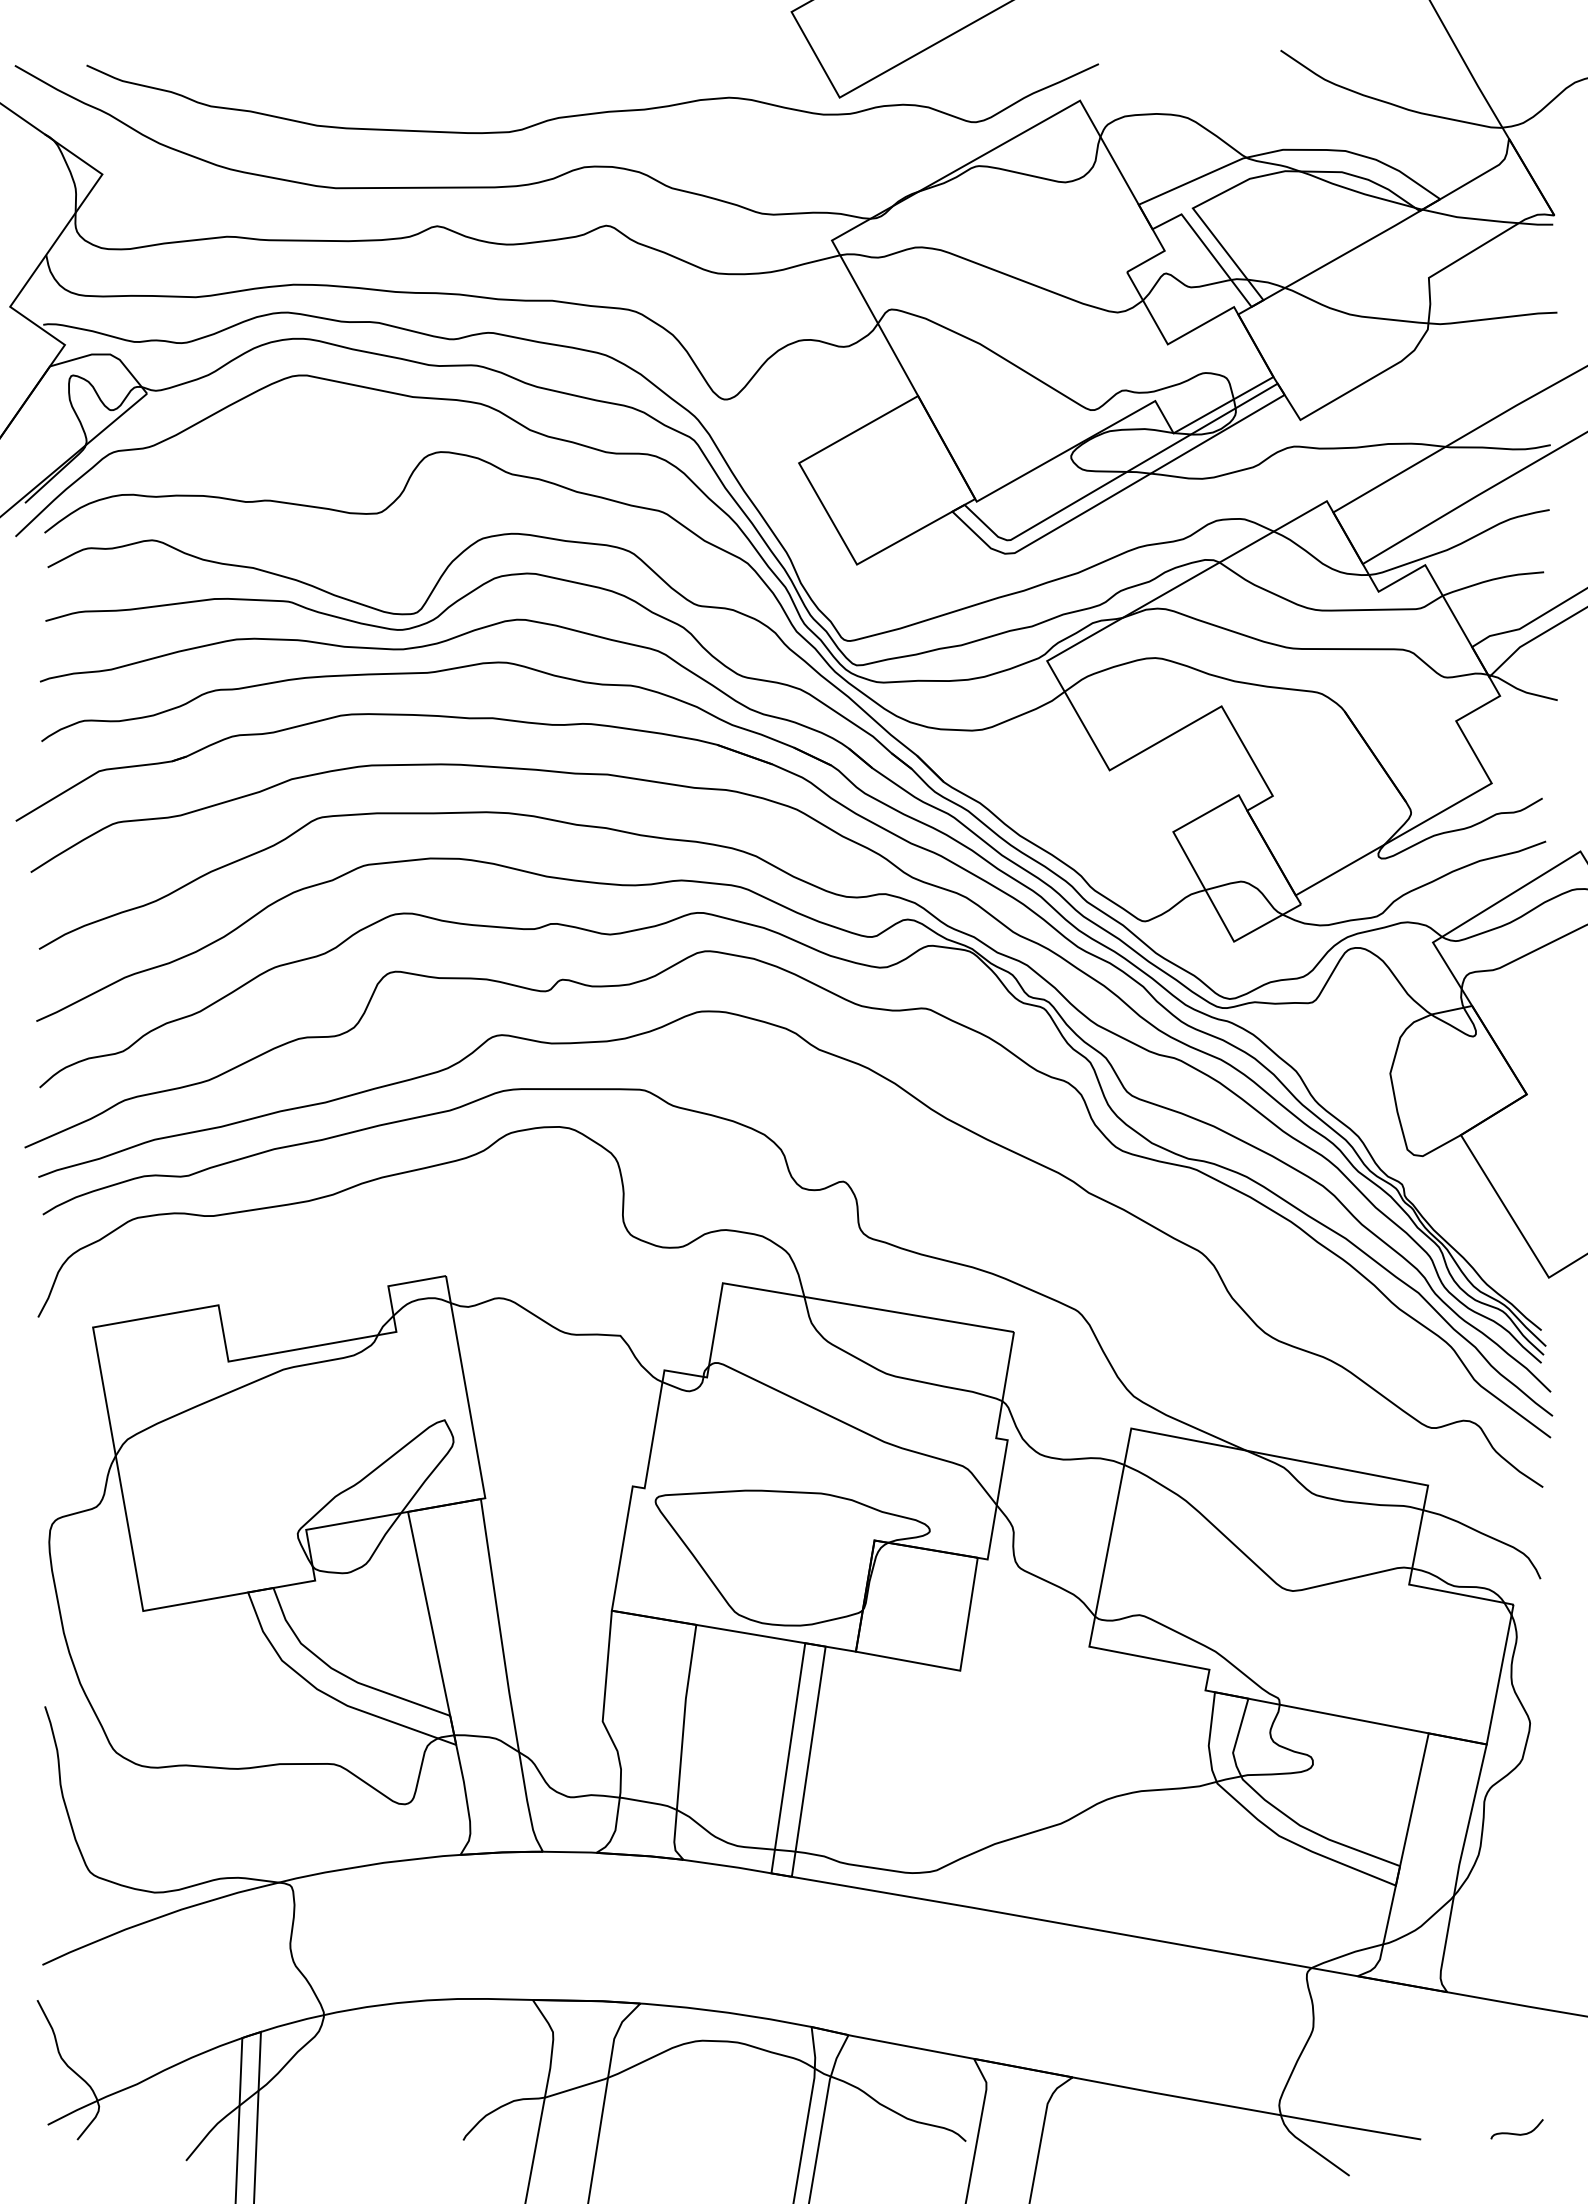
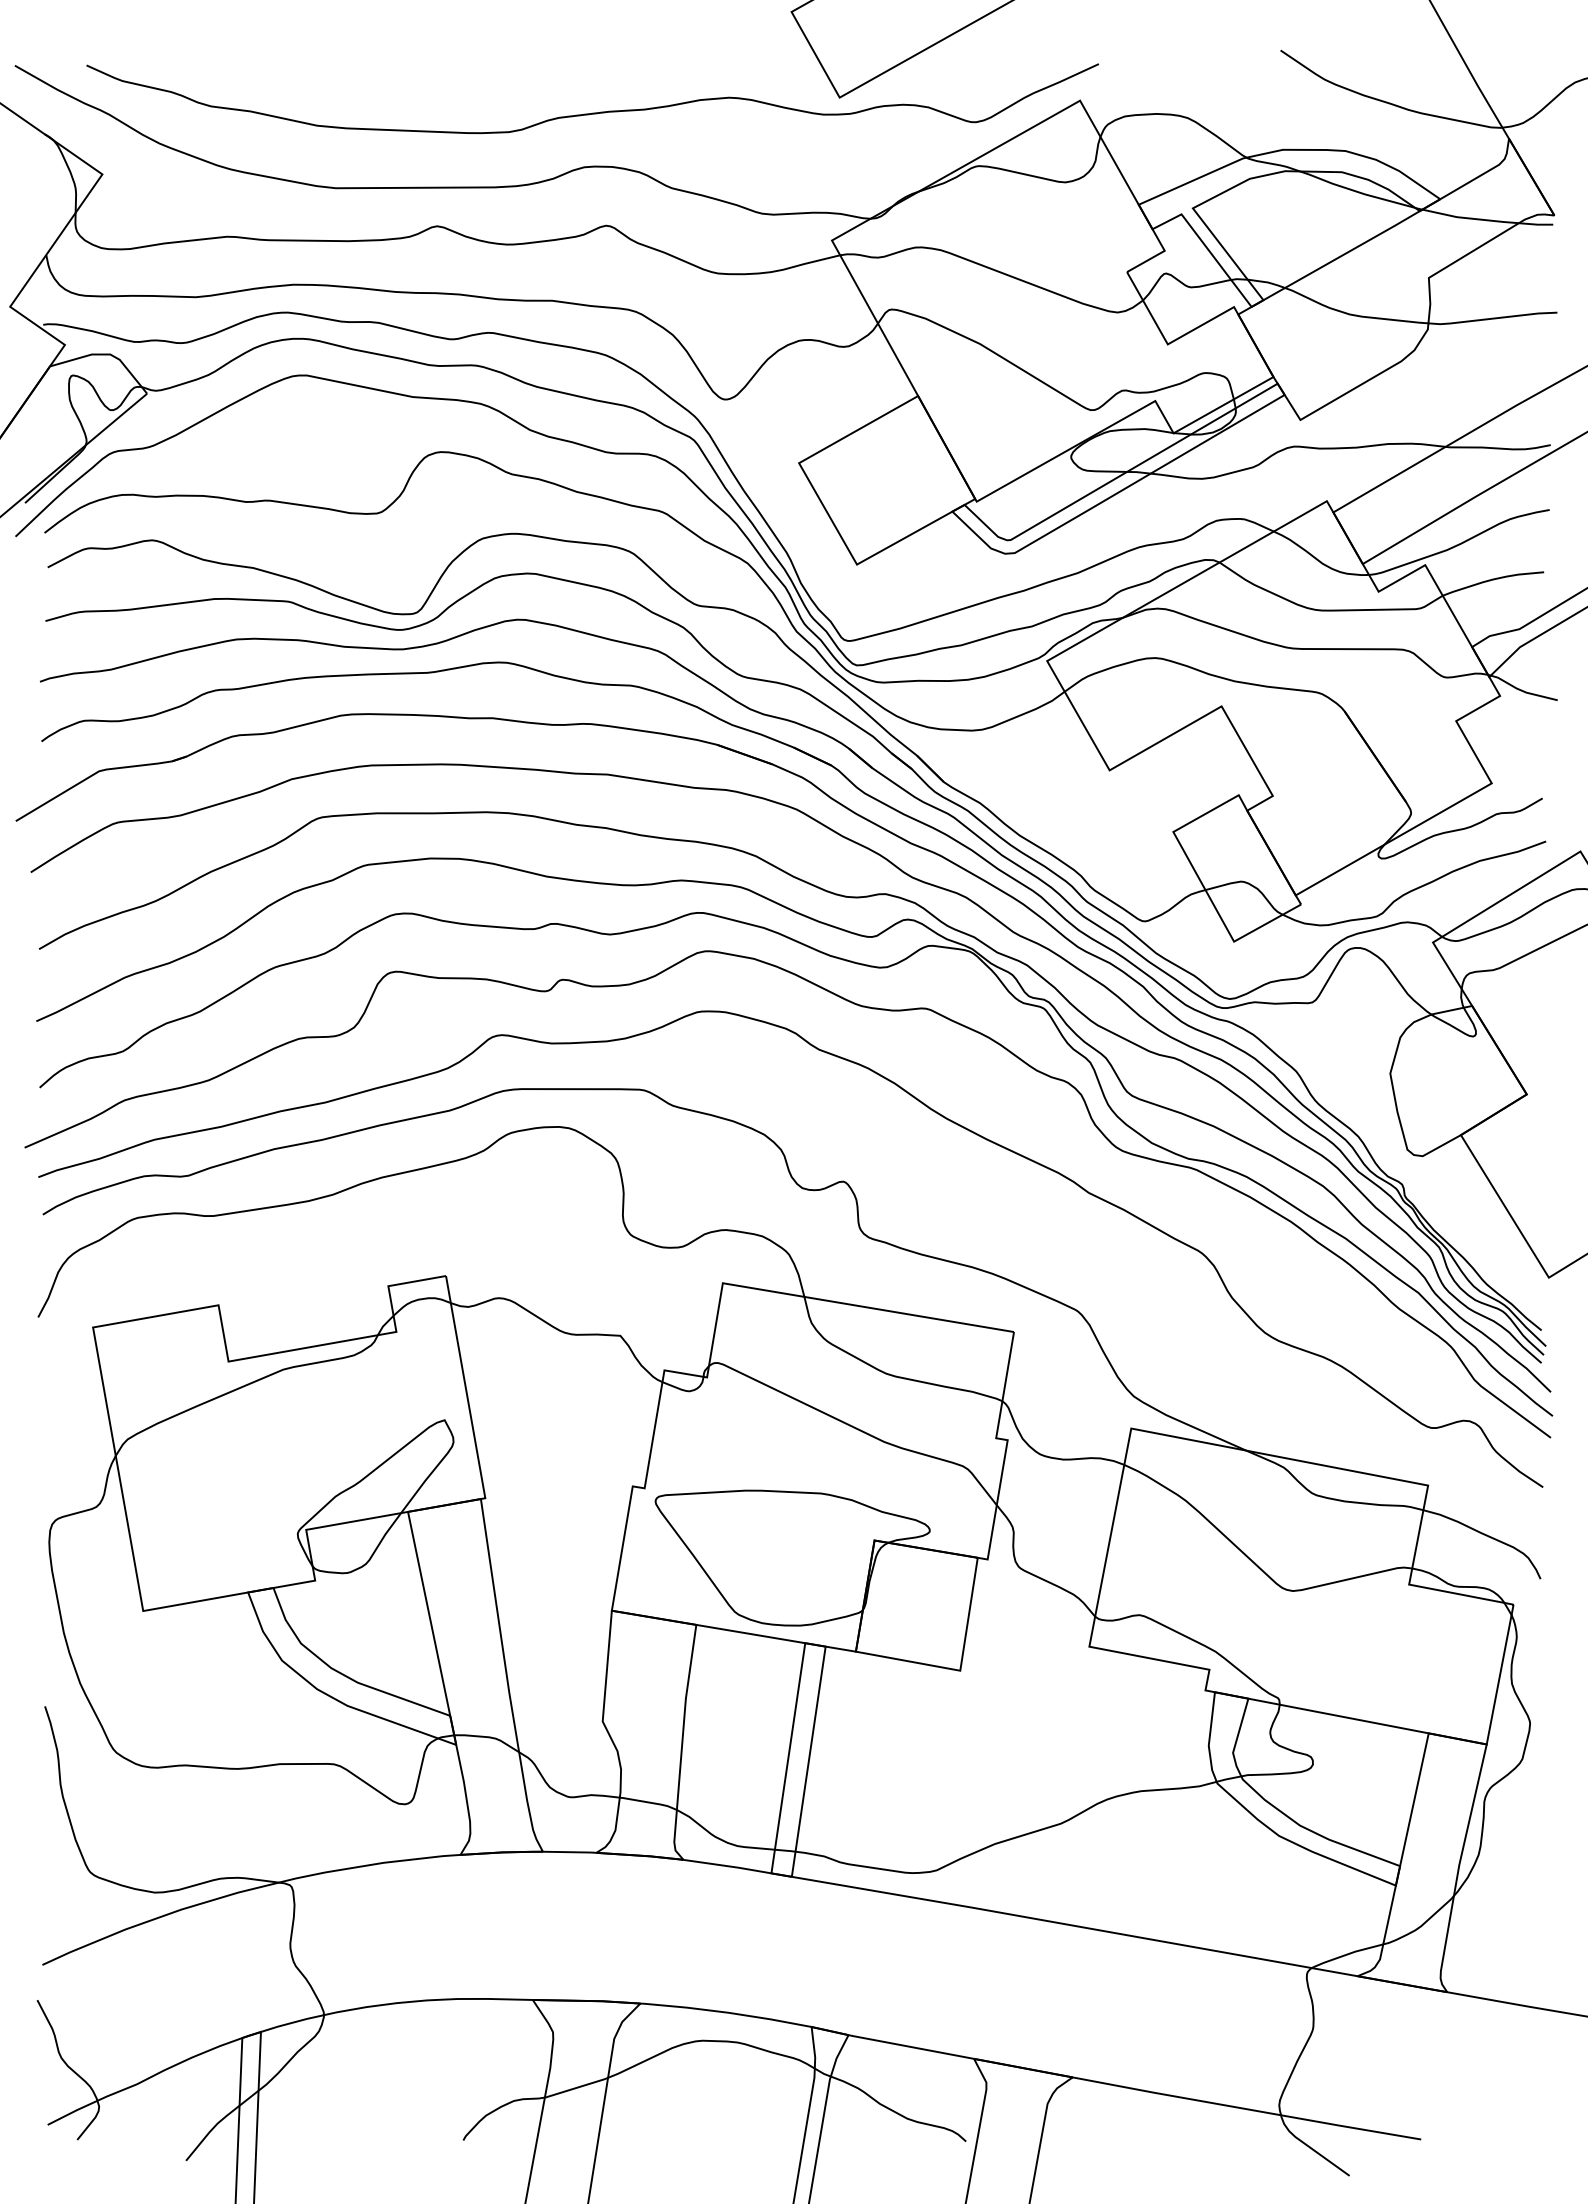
curve: present -> none (1516, 2133)
